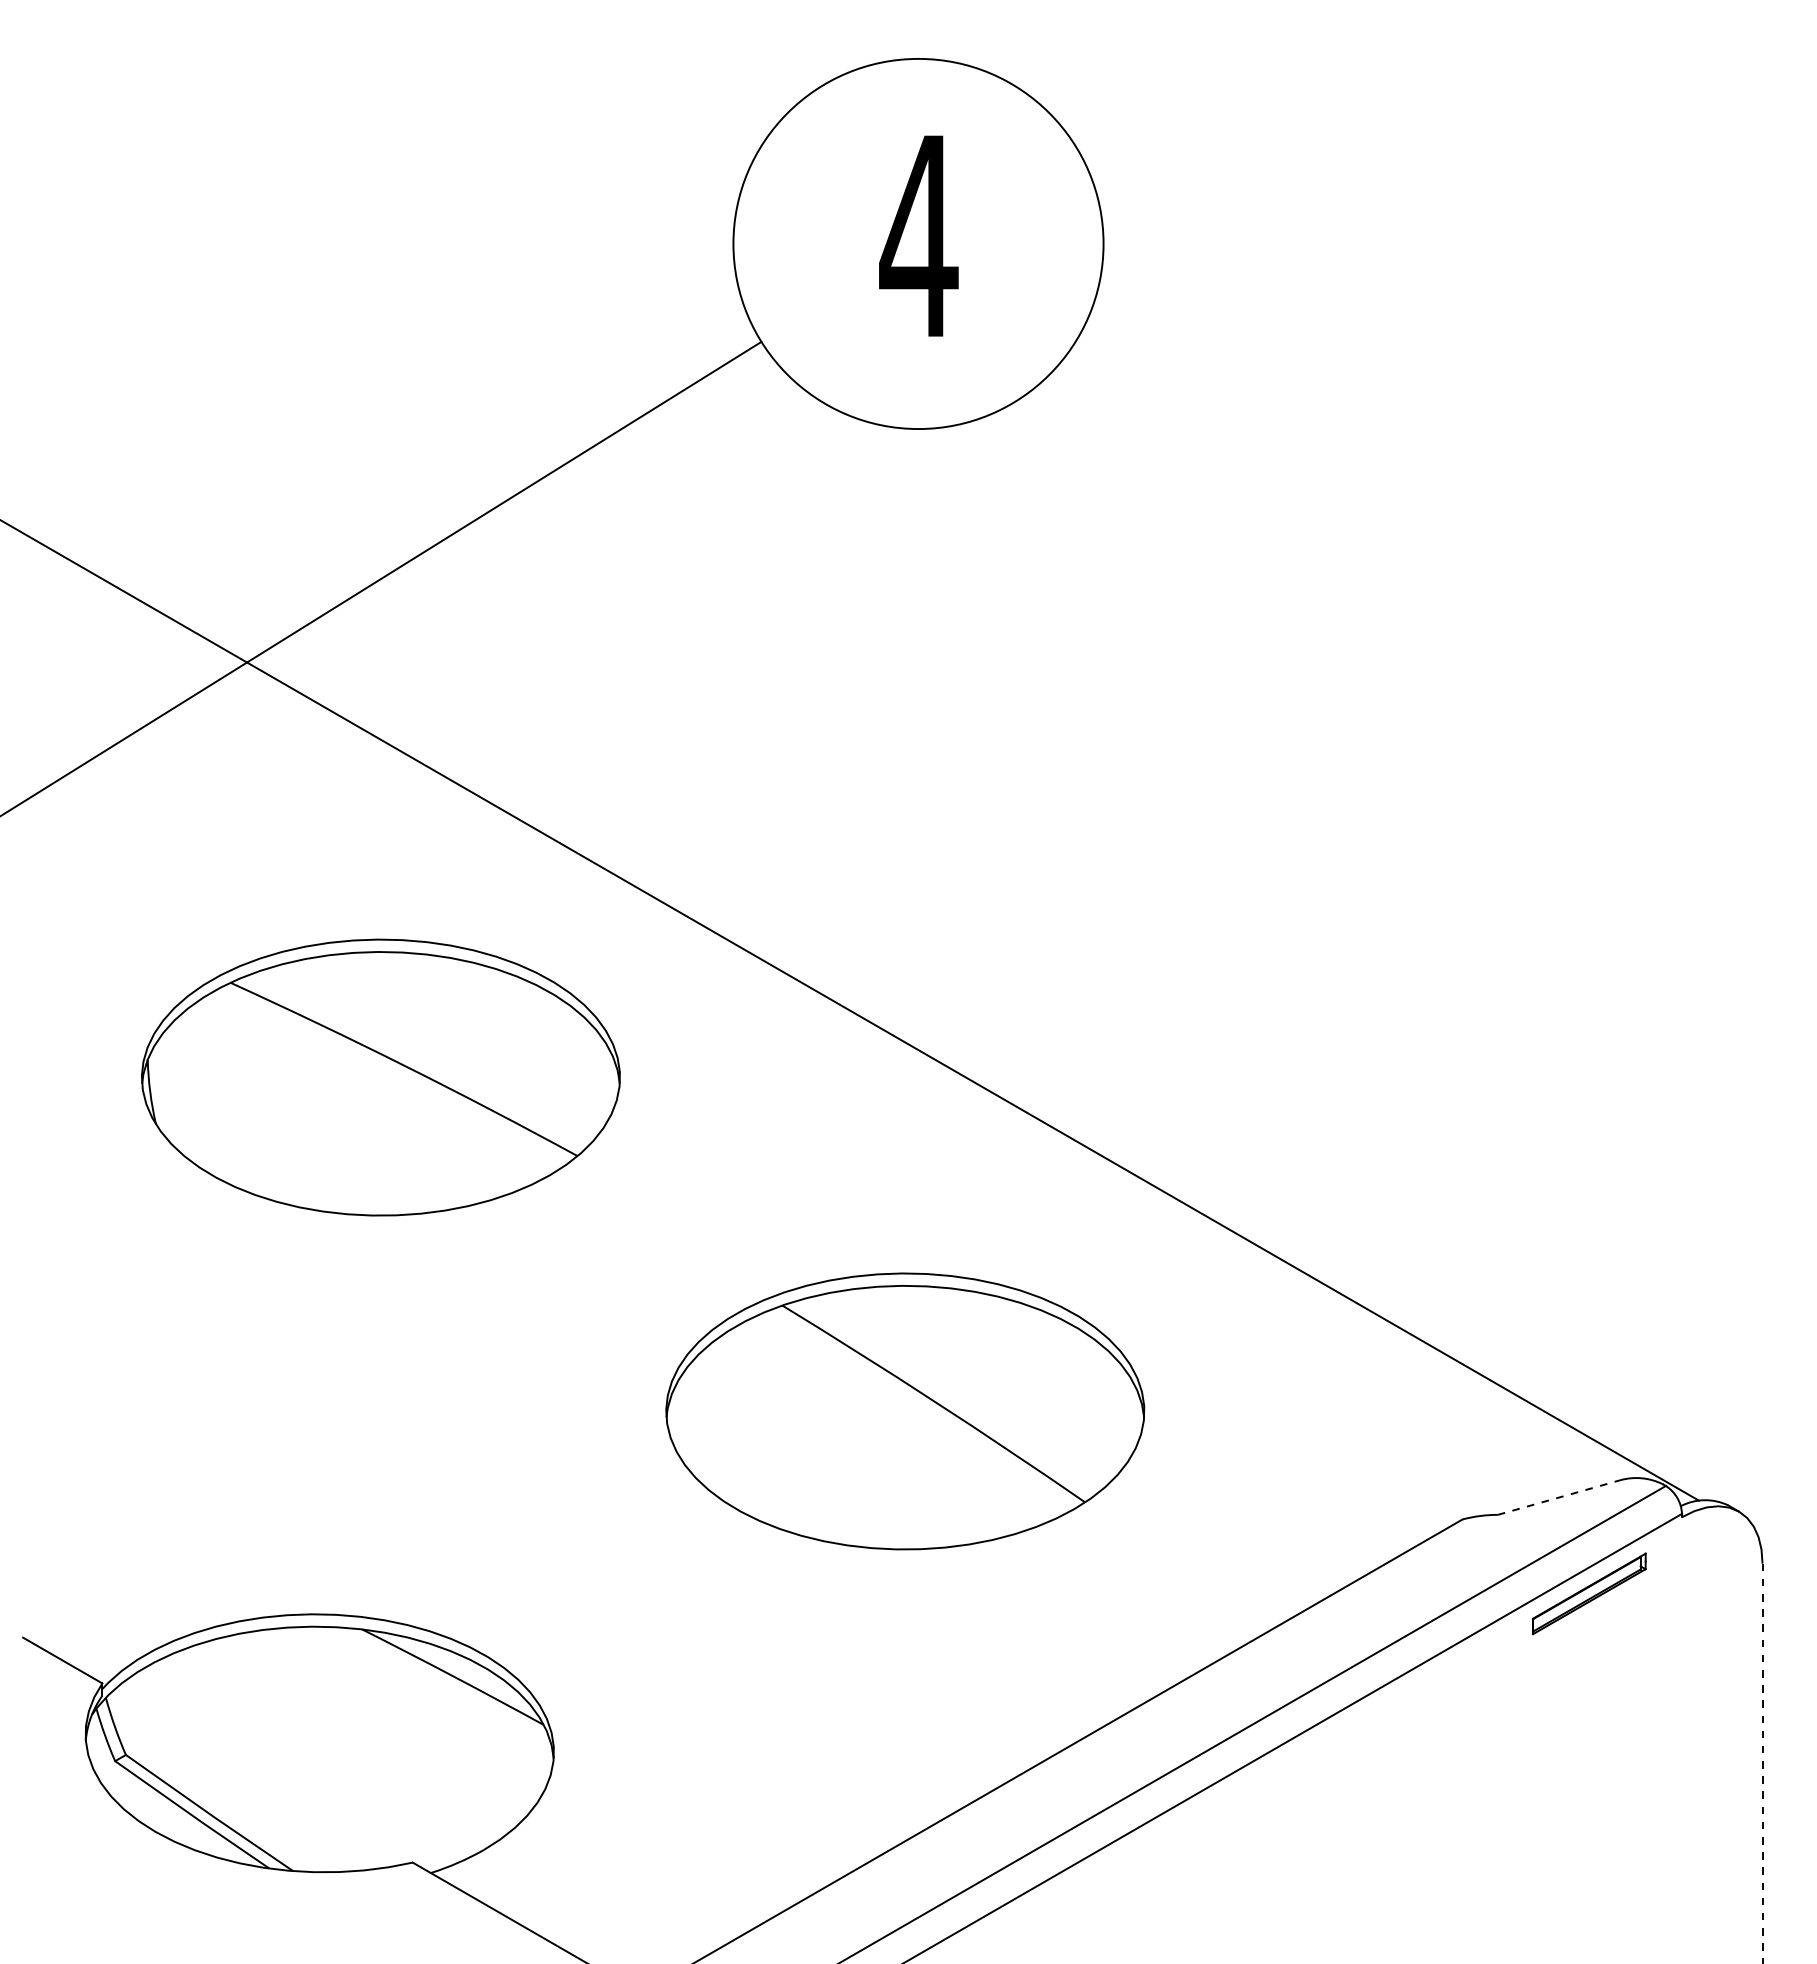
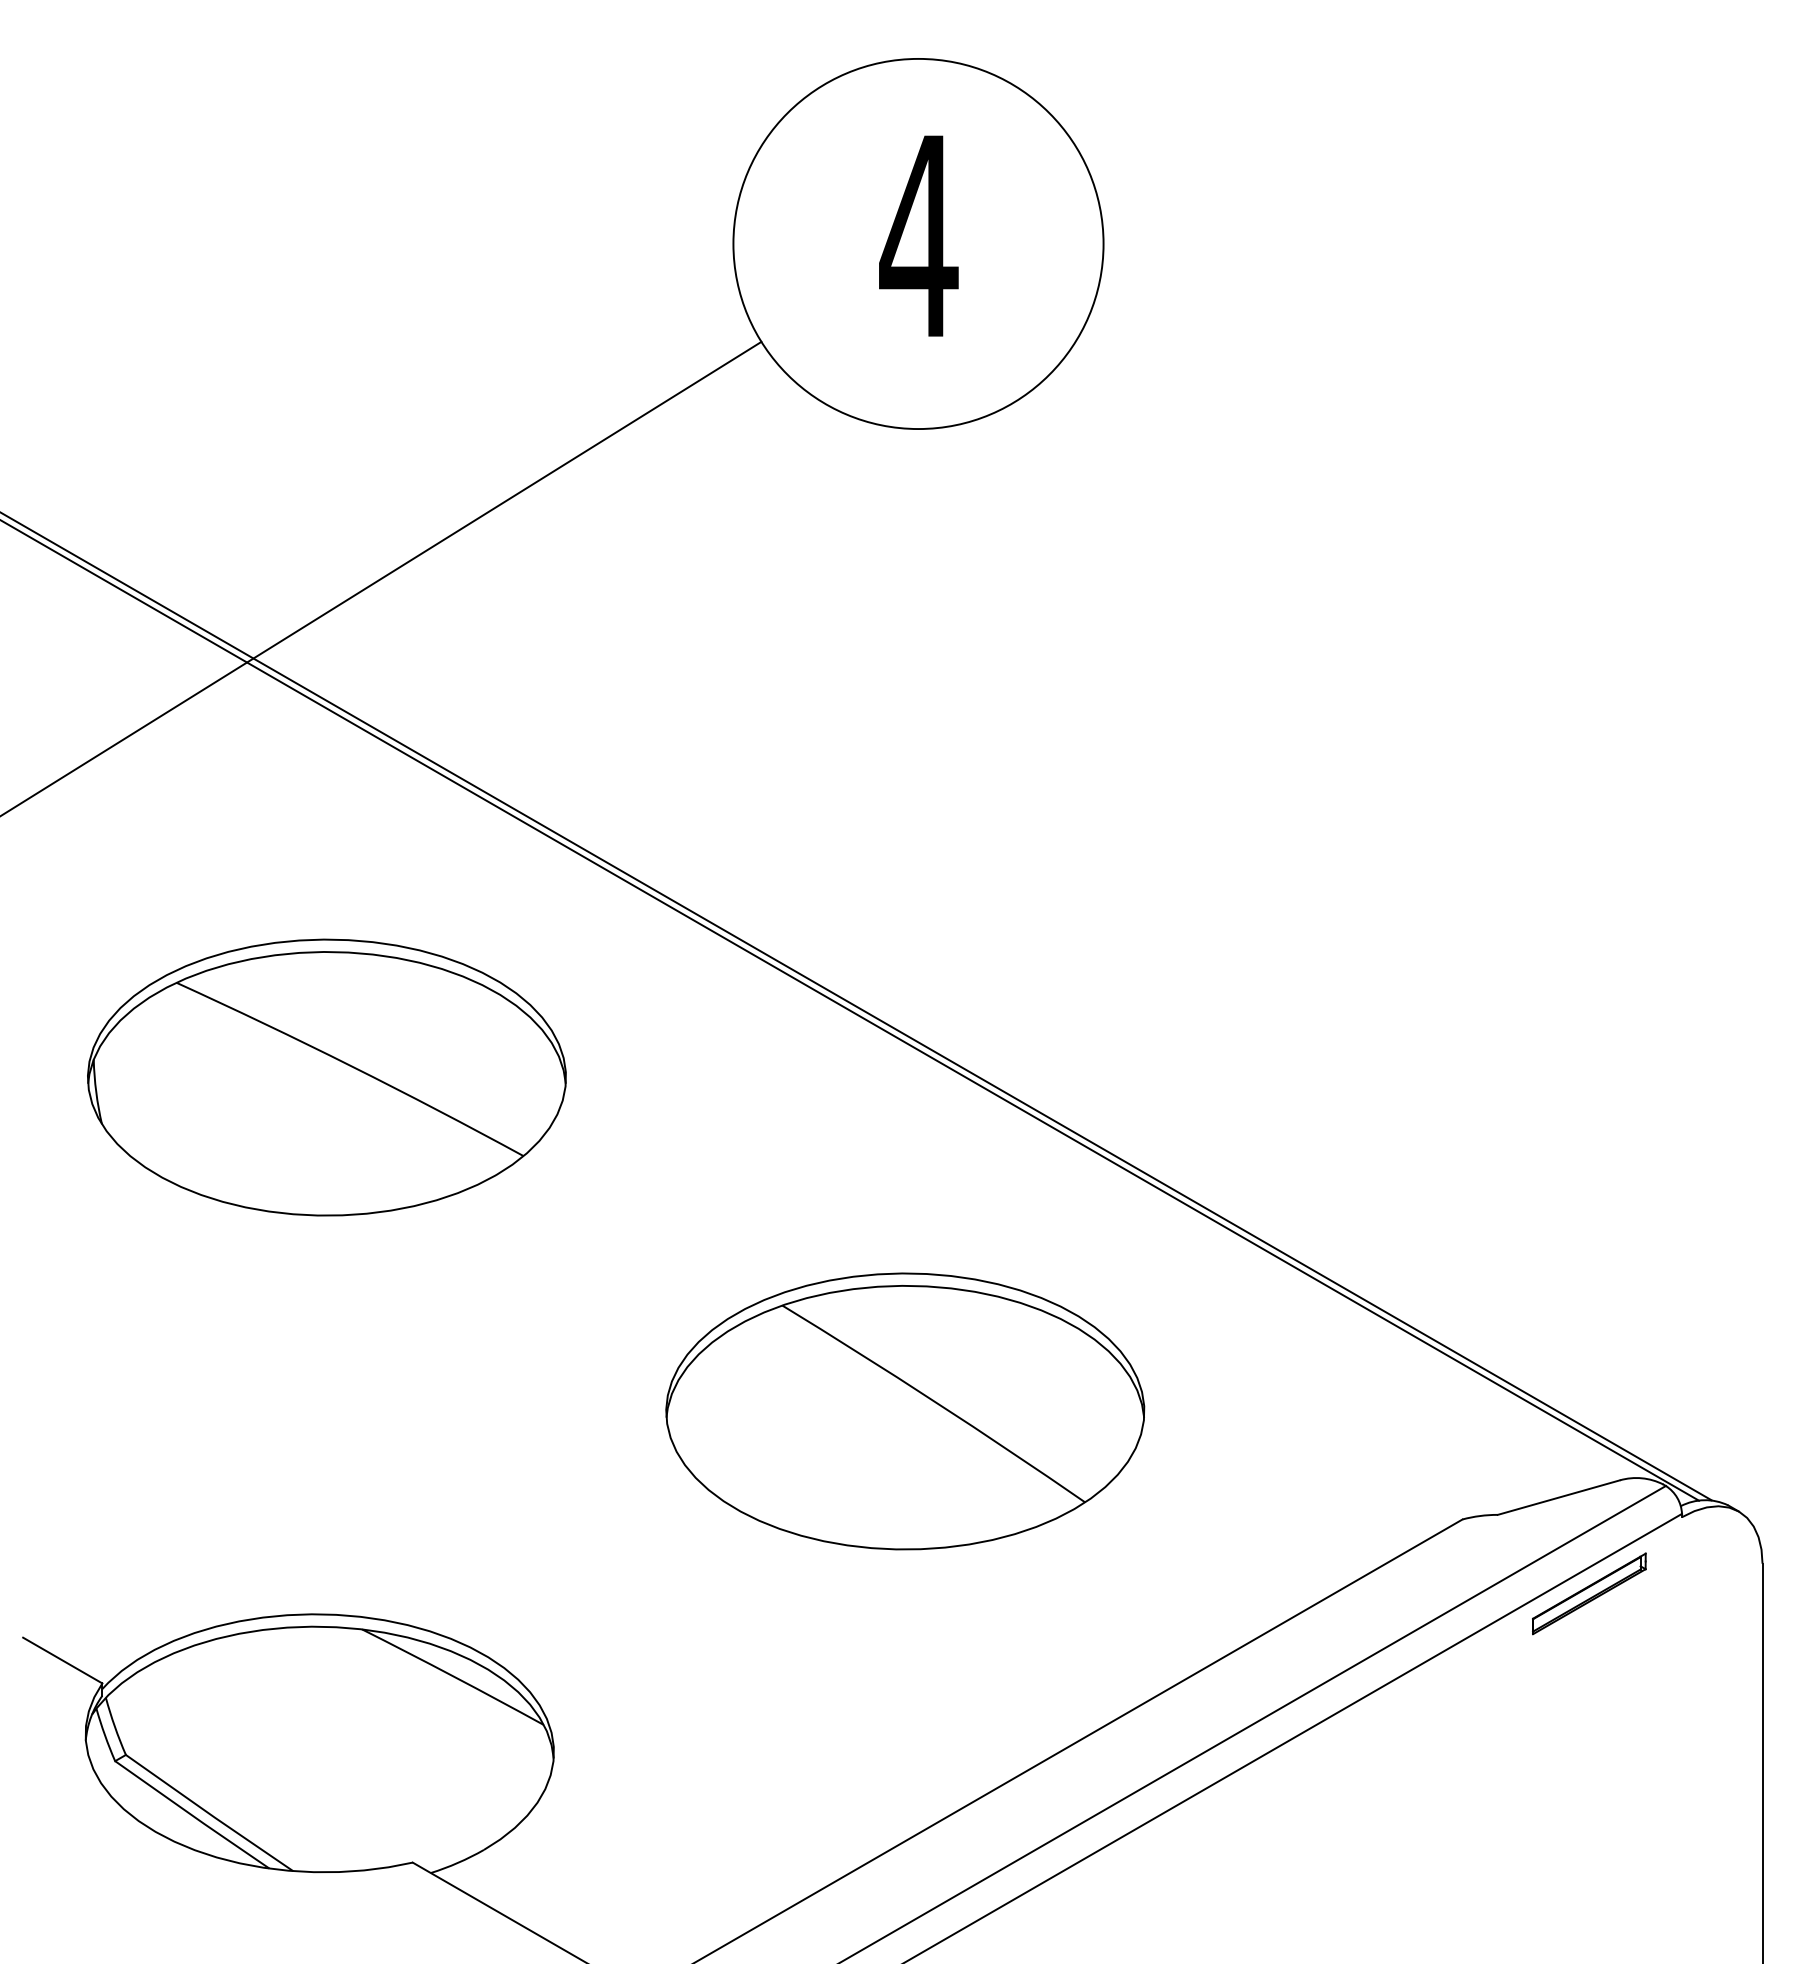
line: none -> present (856, 1006)
part position: (380, 1077) -> (326, 1077) (326, 1077)
line: dashed -> solid (1559, 1497)
line: dashed -> solid (1762, 1763)
